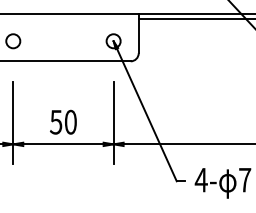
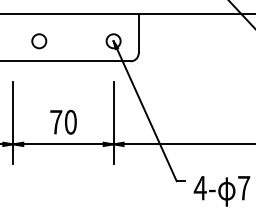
line: present -> none (195, 18)
circle position: (13, 41) -> (39, 41) (39, 41)
text: 50 -> 70 (55, 122)
text position: (222, 183) -> (221, 191) (221, 191)
